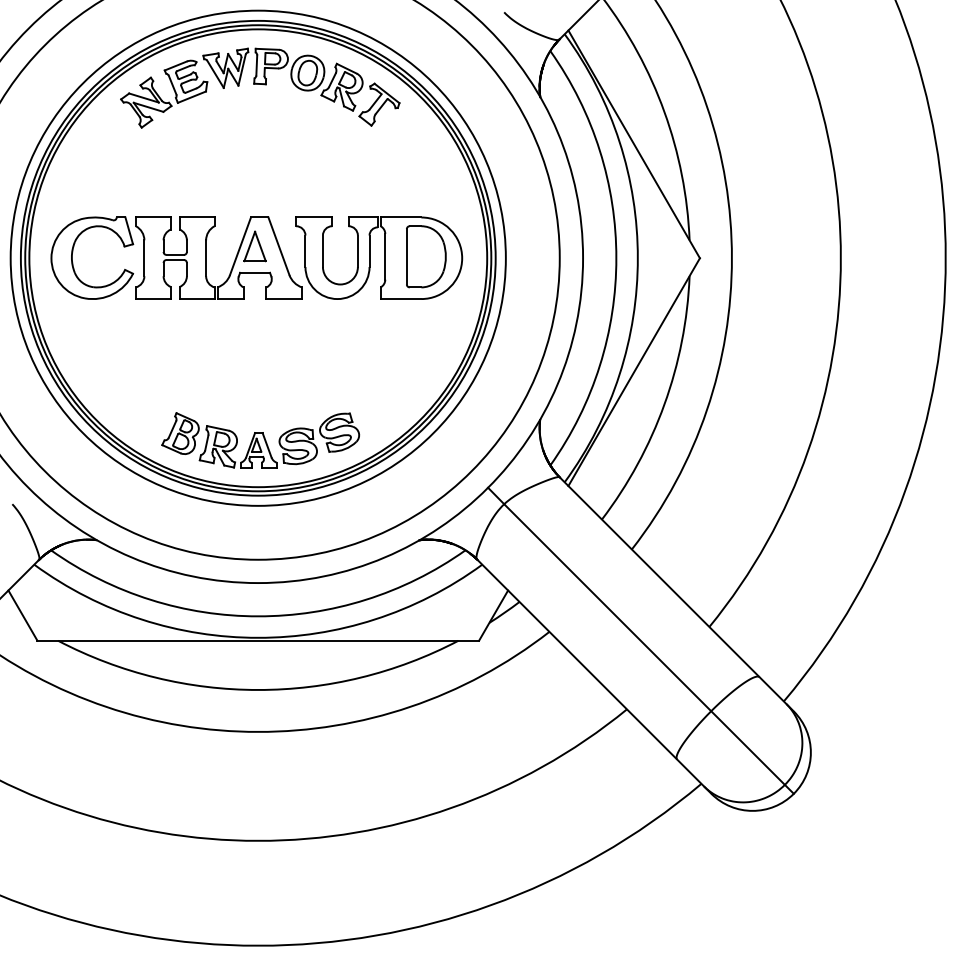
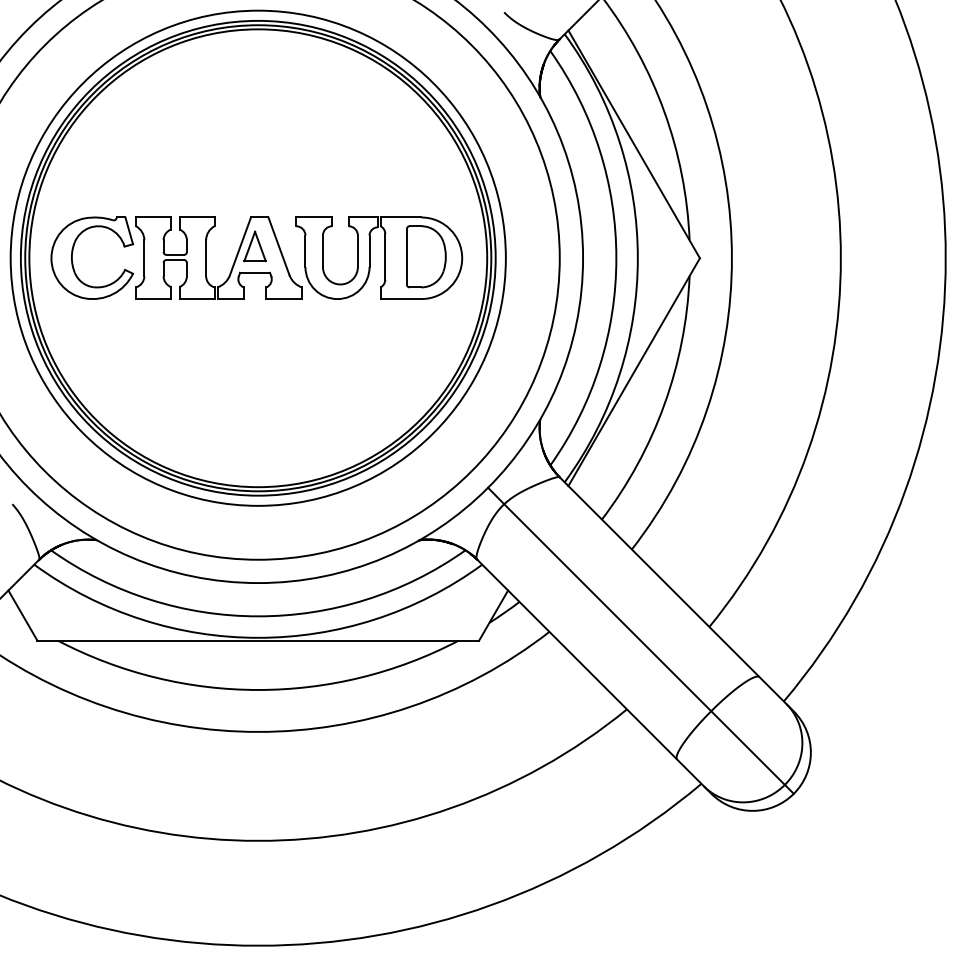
part: present -> none (260, 87)
part: present -> none (260, 440)
